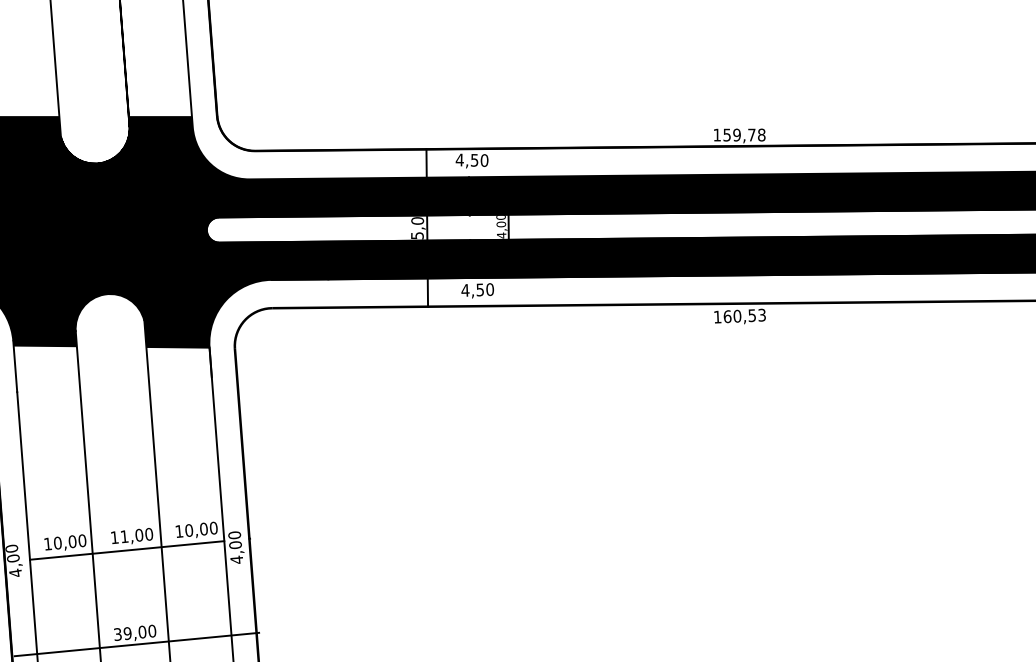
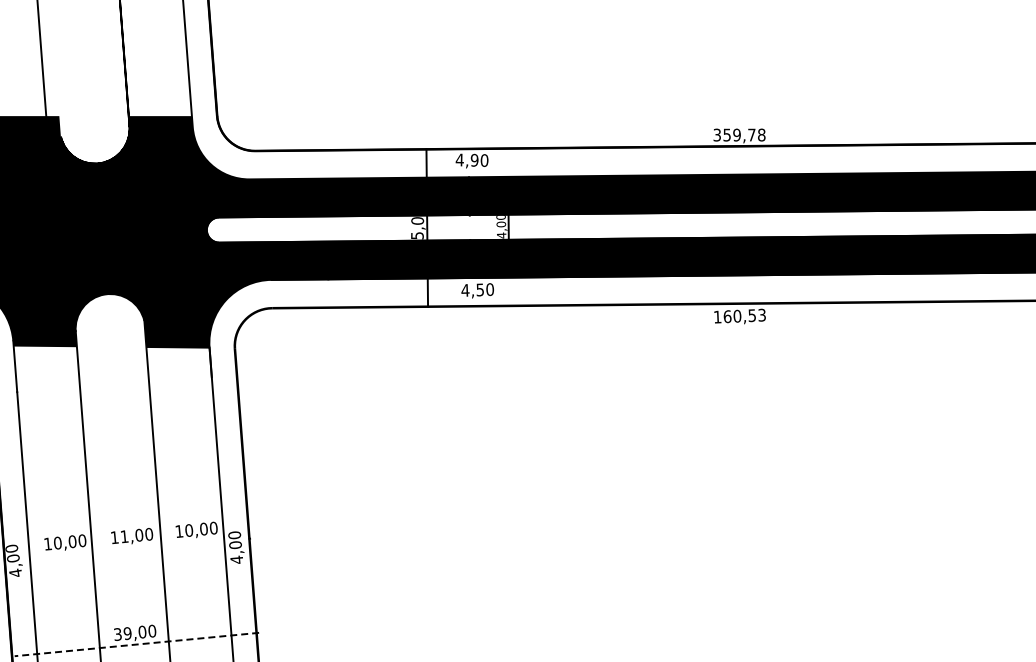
line position: (55, 69) -> (42, 69) (42, 69)
text: 159,78 -> 359,78 (716, 134)
text: 4,50 -> 4,90 (474, 159)
line: present -> none (127, 550)
line: solid -> dashed (136, 644)
